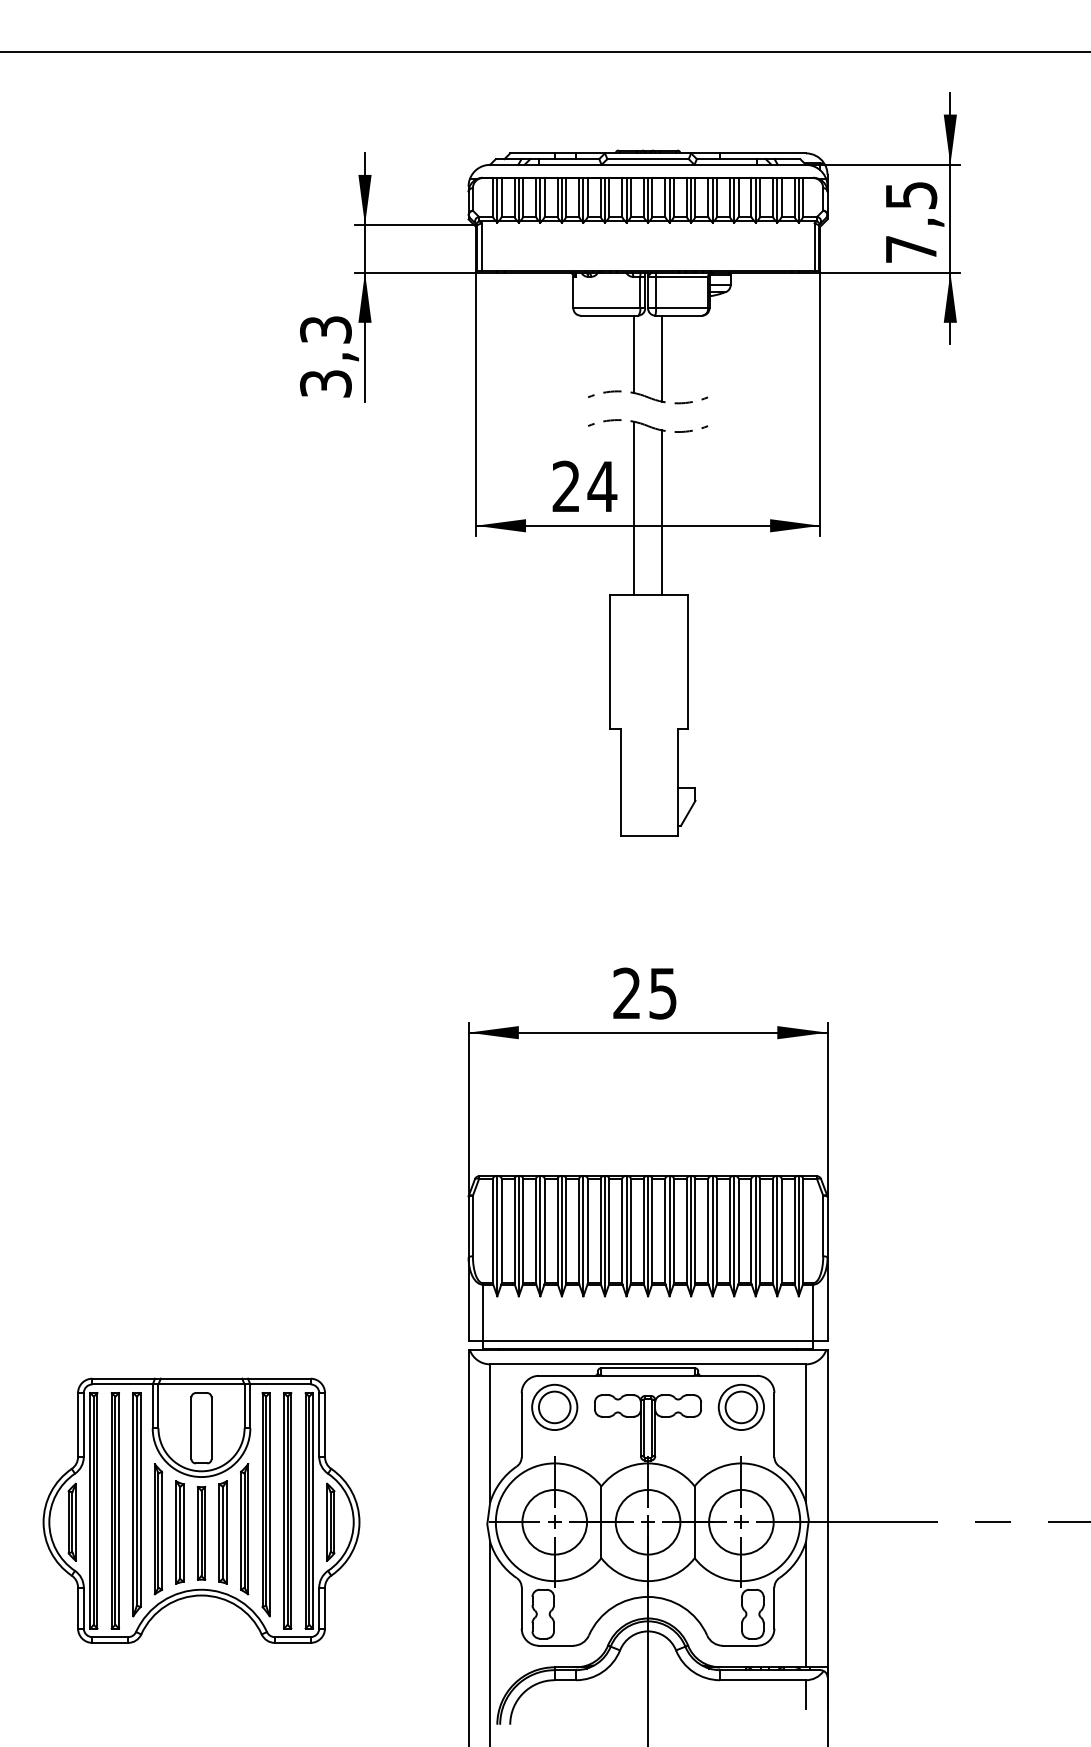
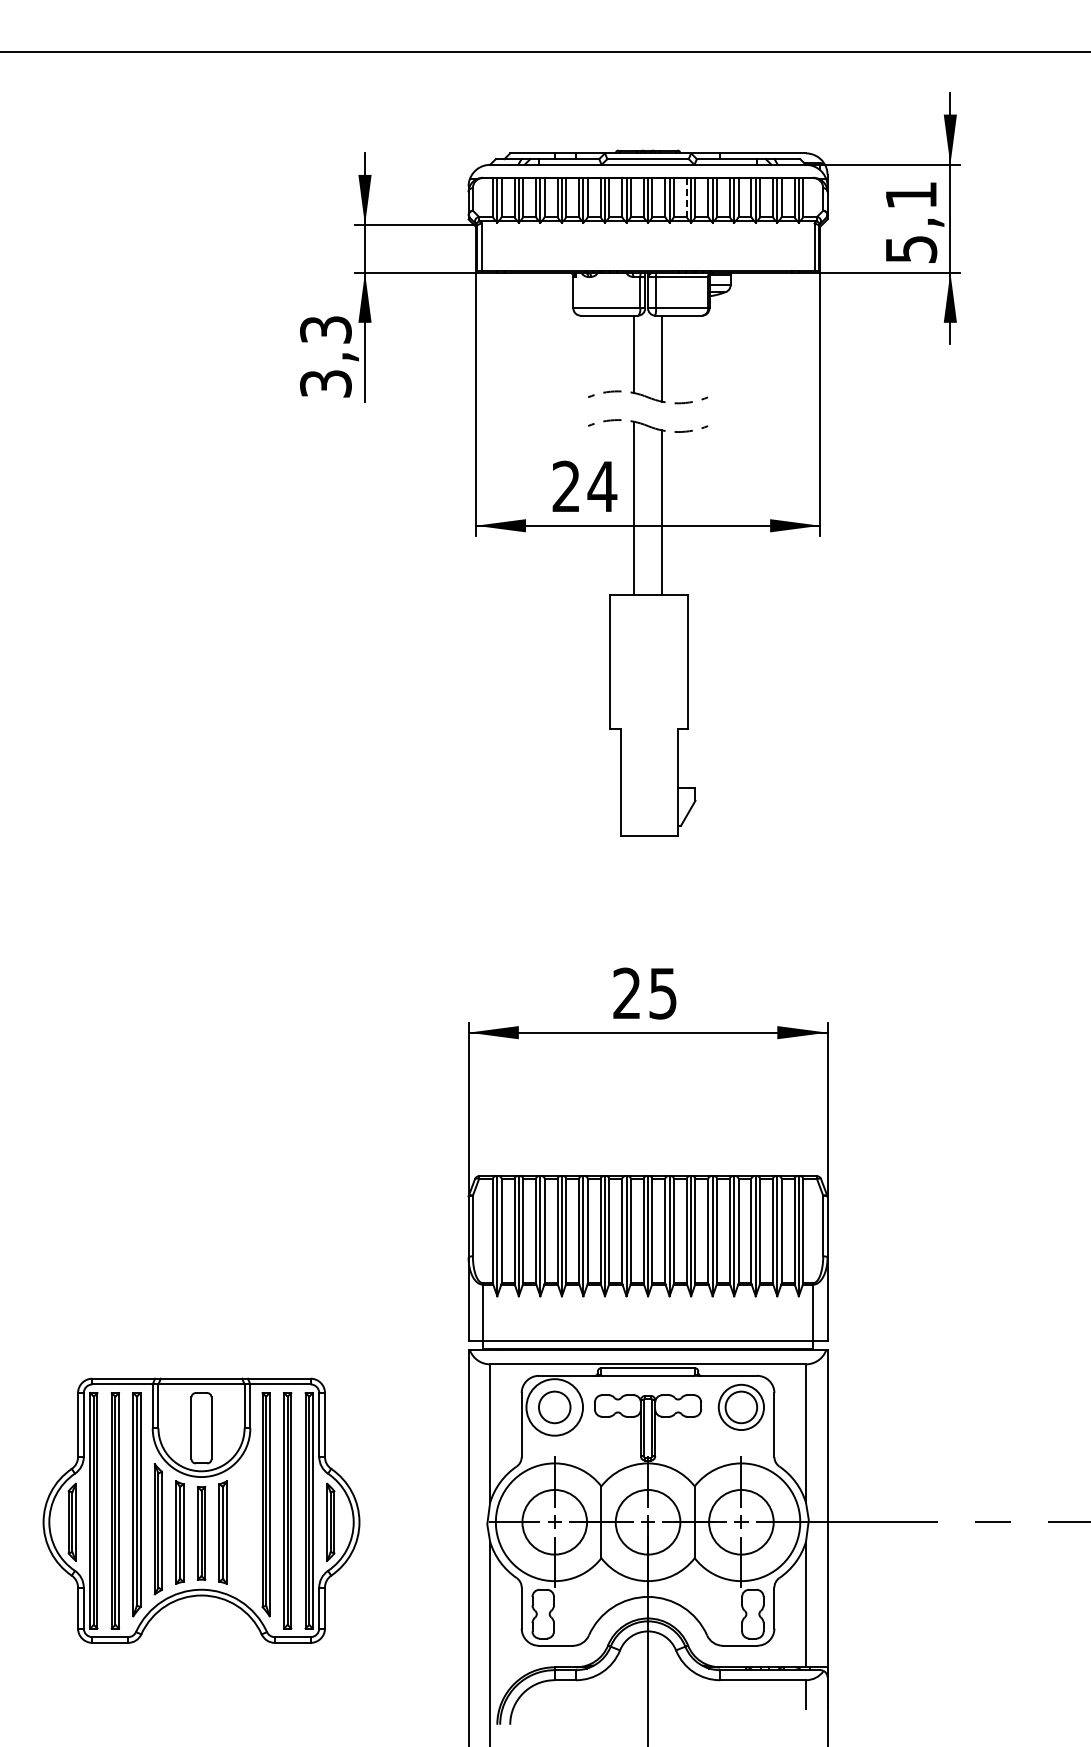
line: solid -> dashed (686, 198)
text: 7,5 -> 5,1 (911, 222)
circle diameter: 45 px -> 57 px (554, 1407)
part: present -> none (244, 1529)
